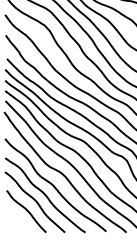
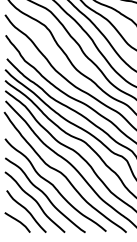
curve: none -> present (17, 221)
